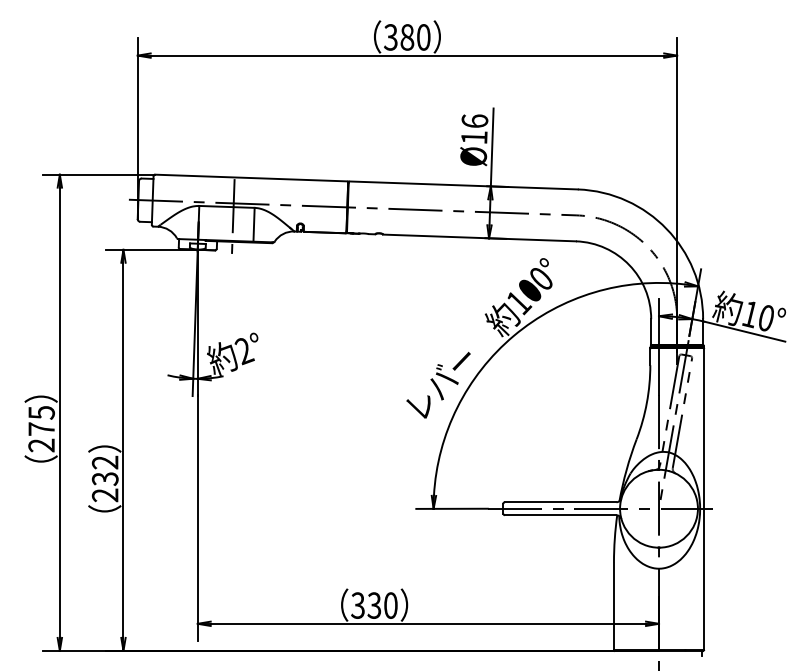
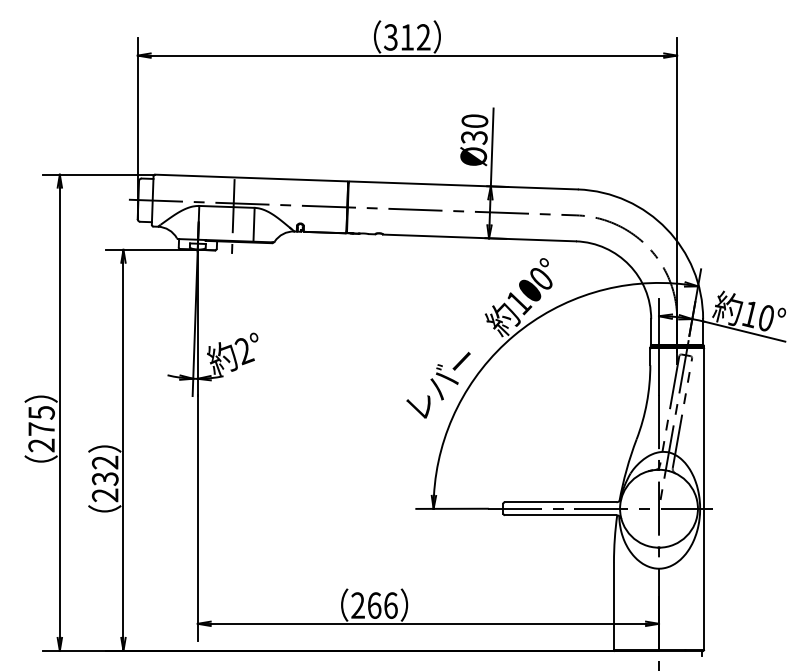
text: 380 -> 312 (415, 37)
text: Ø16 -> Ø30 (474, 129)
text: 330 -> 266 (374, 605)
